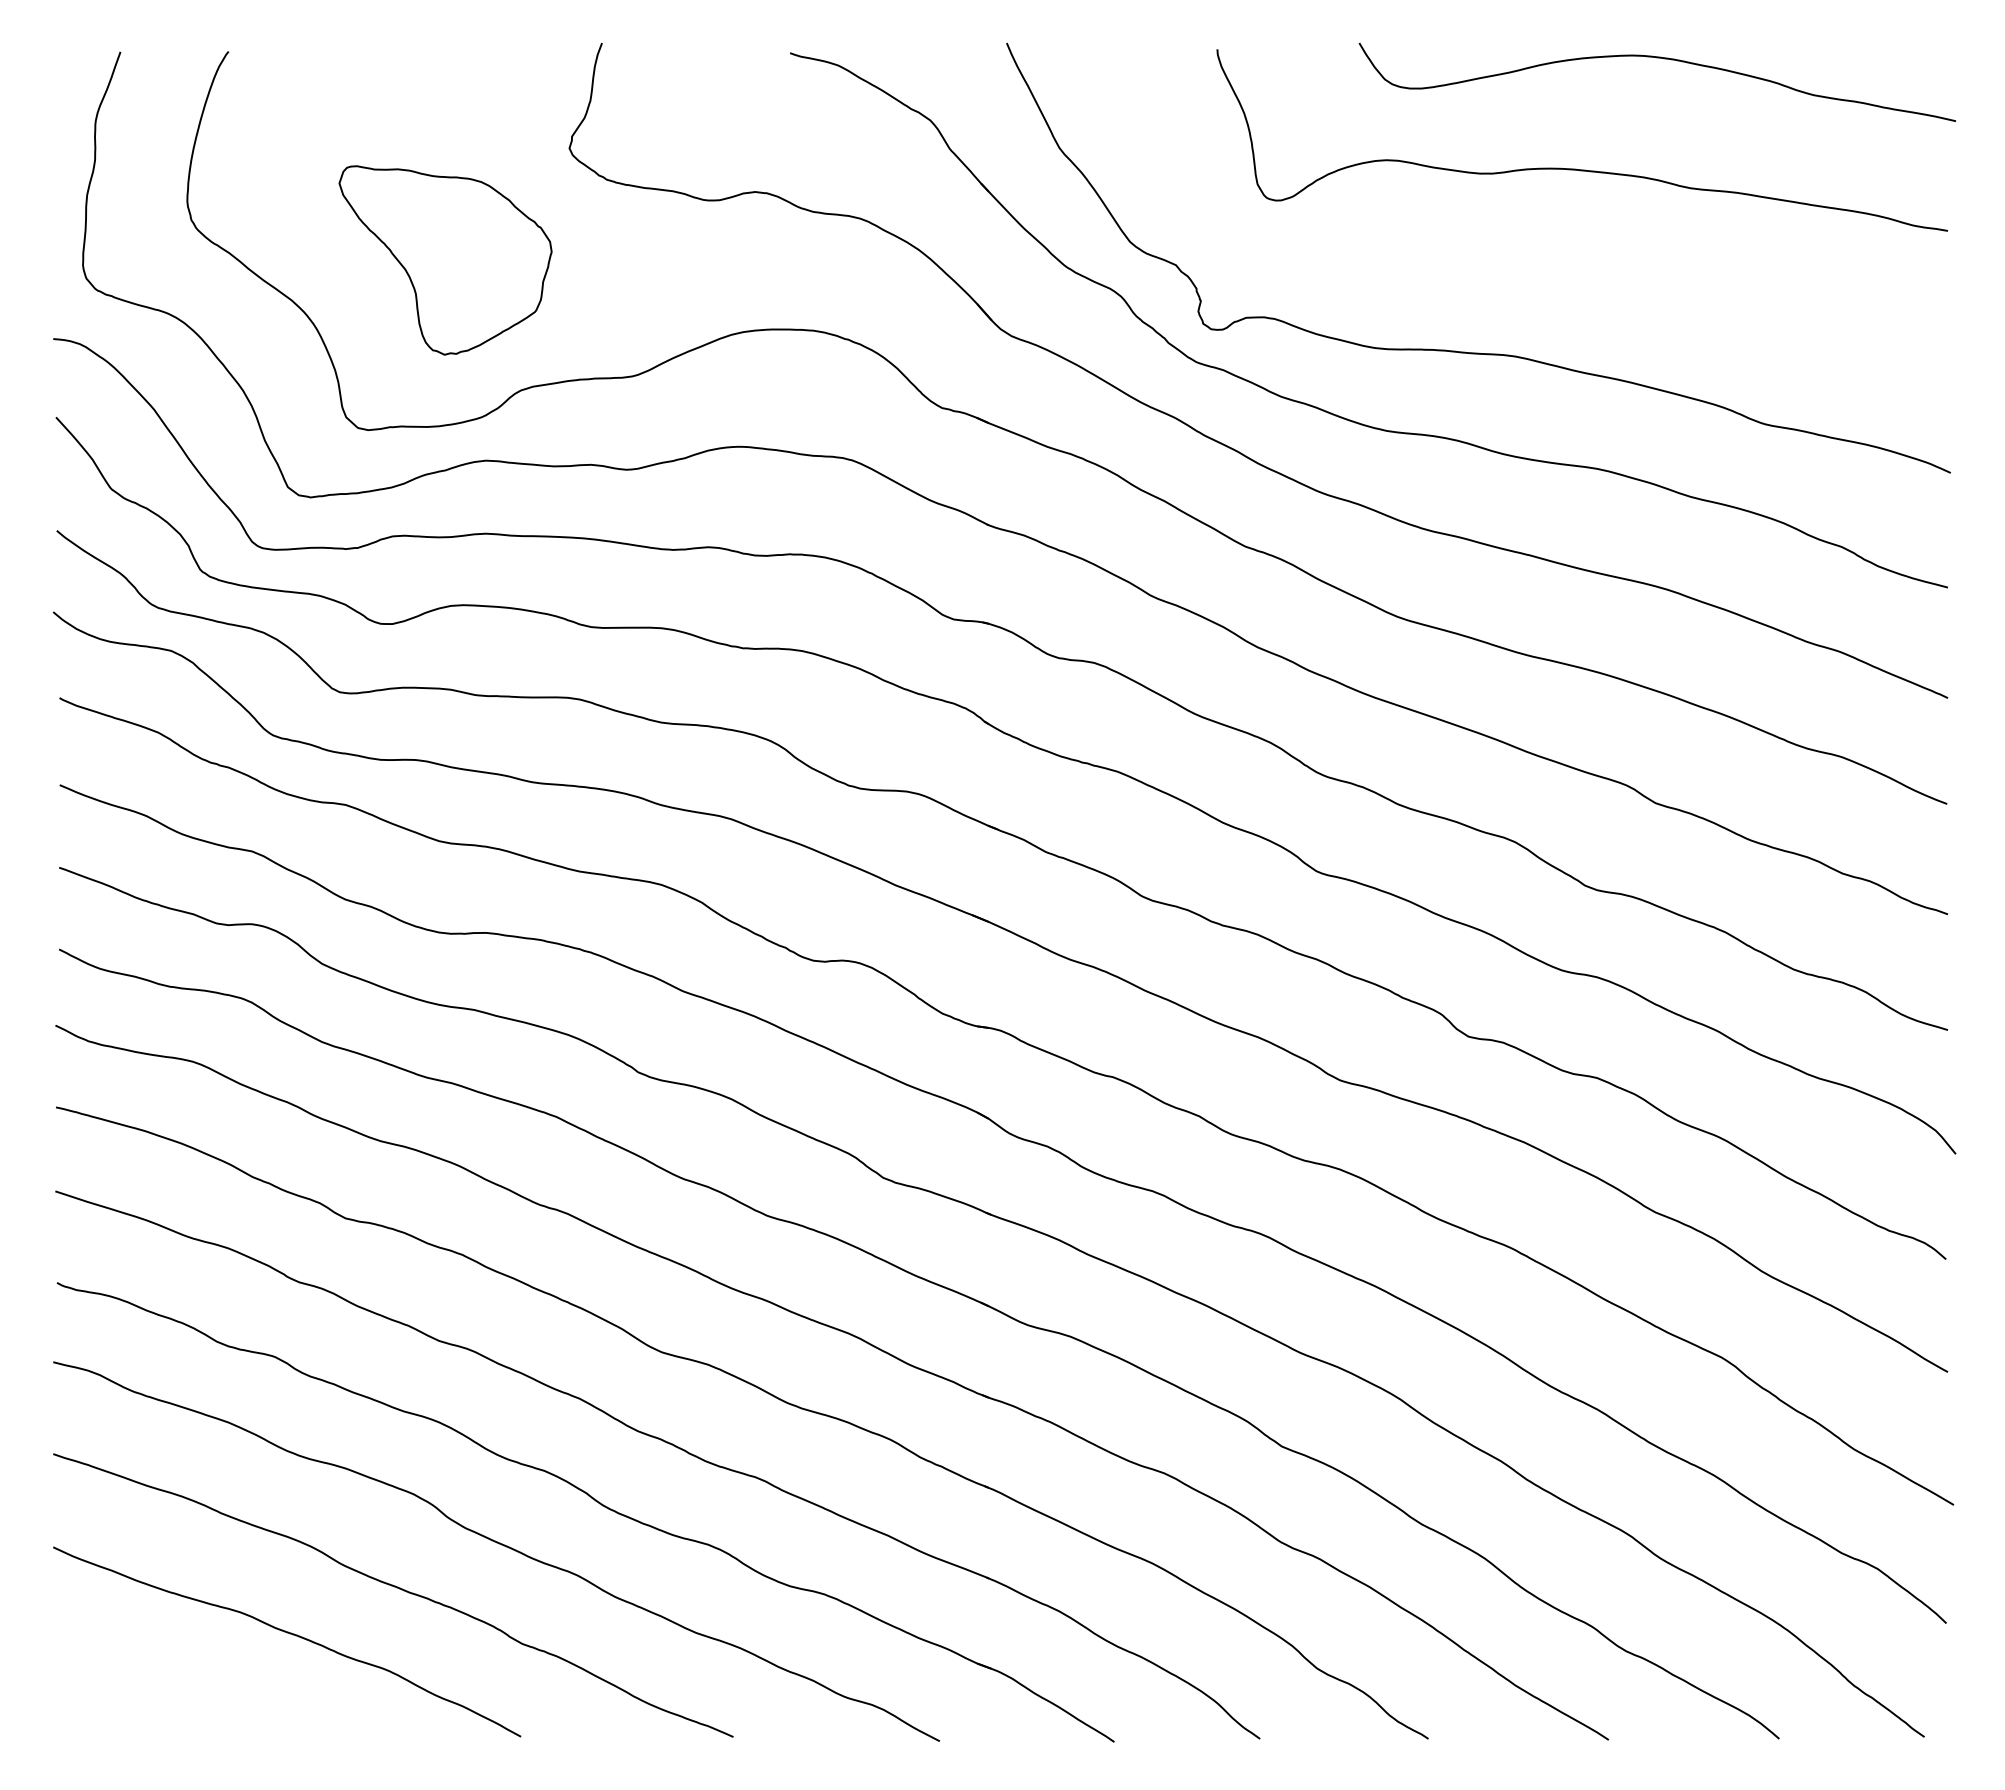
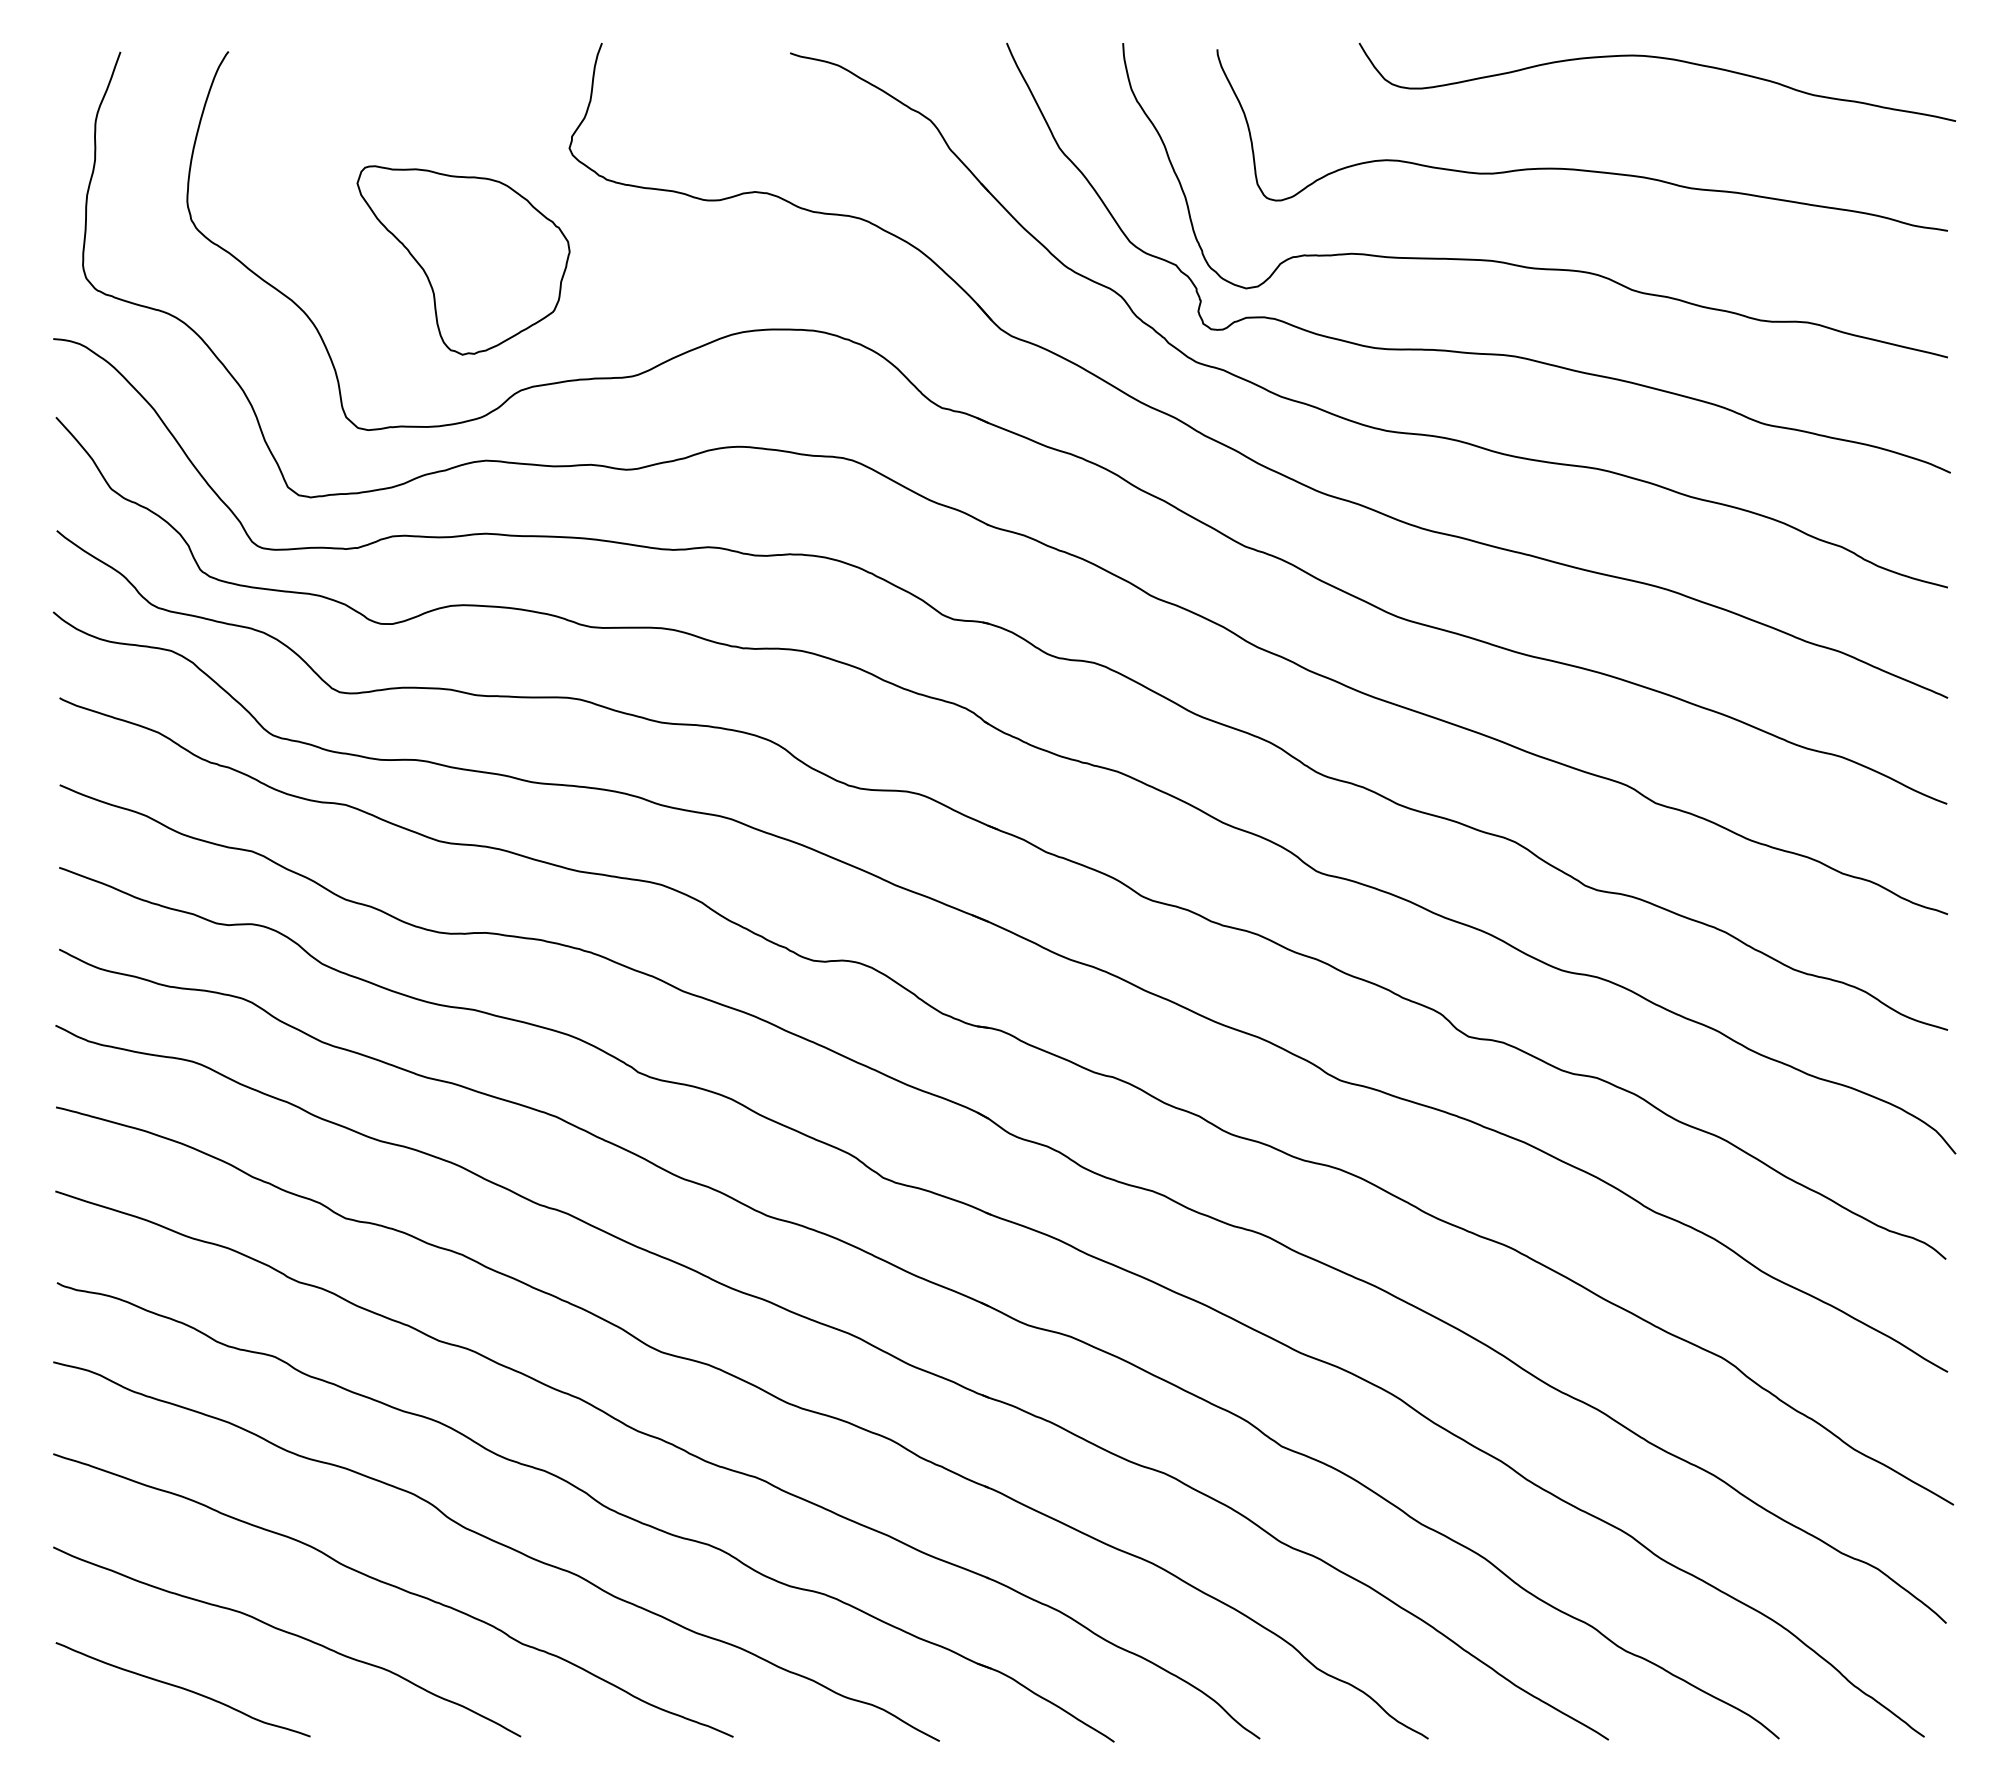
part position: (445, 260) -> (463, 260) (463, 260)
curve: none -> present (1523, 265)
curve: none -> present (182, 1689)
